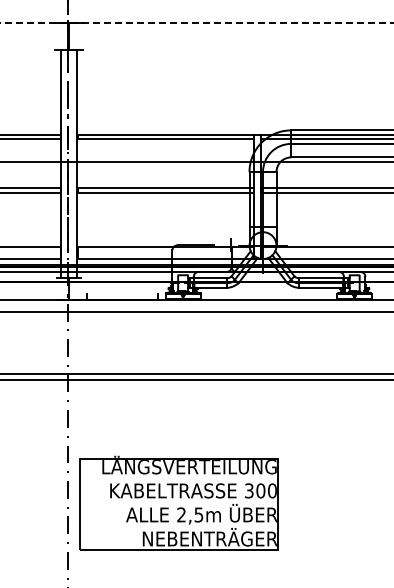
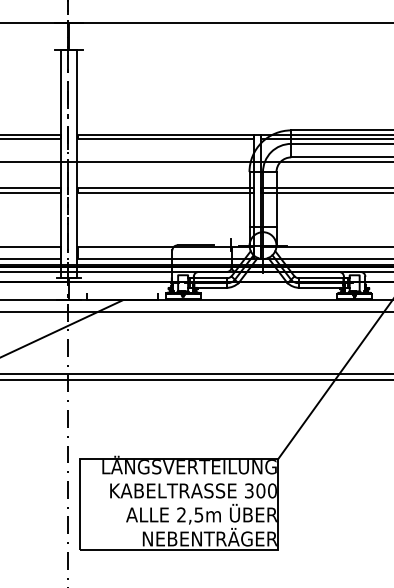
line: dashed -> solid (197, 22)
line: none -> present (62, 328)
line: none -> present (334, 380)
